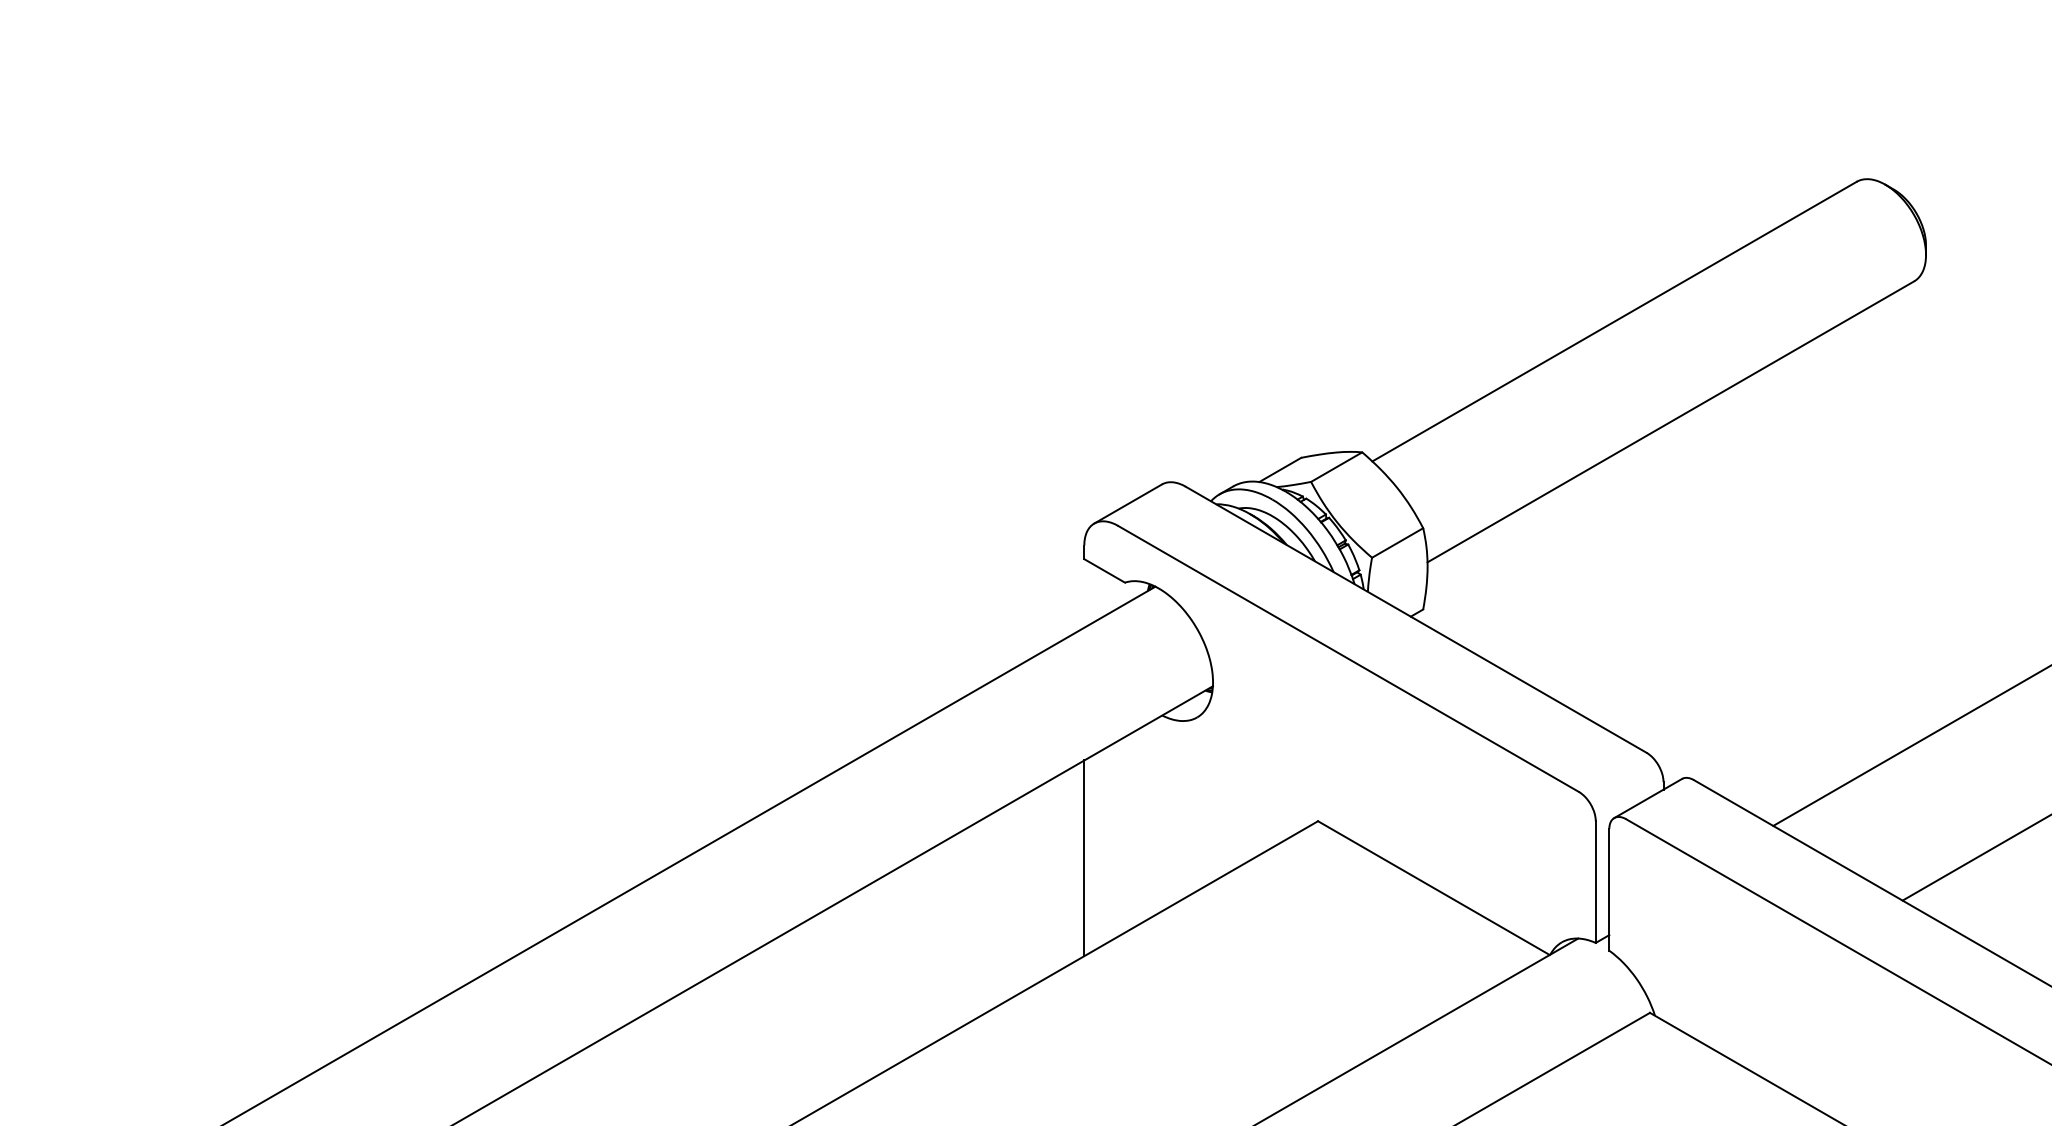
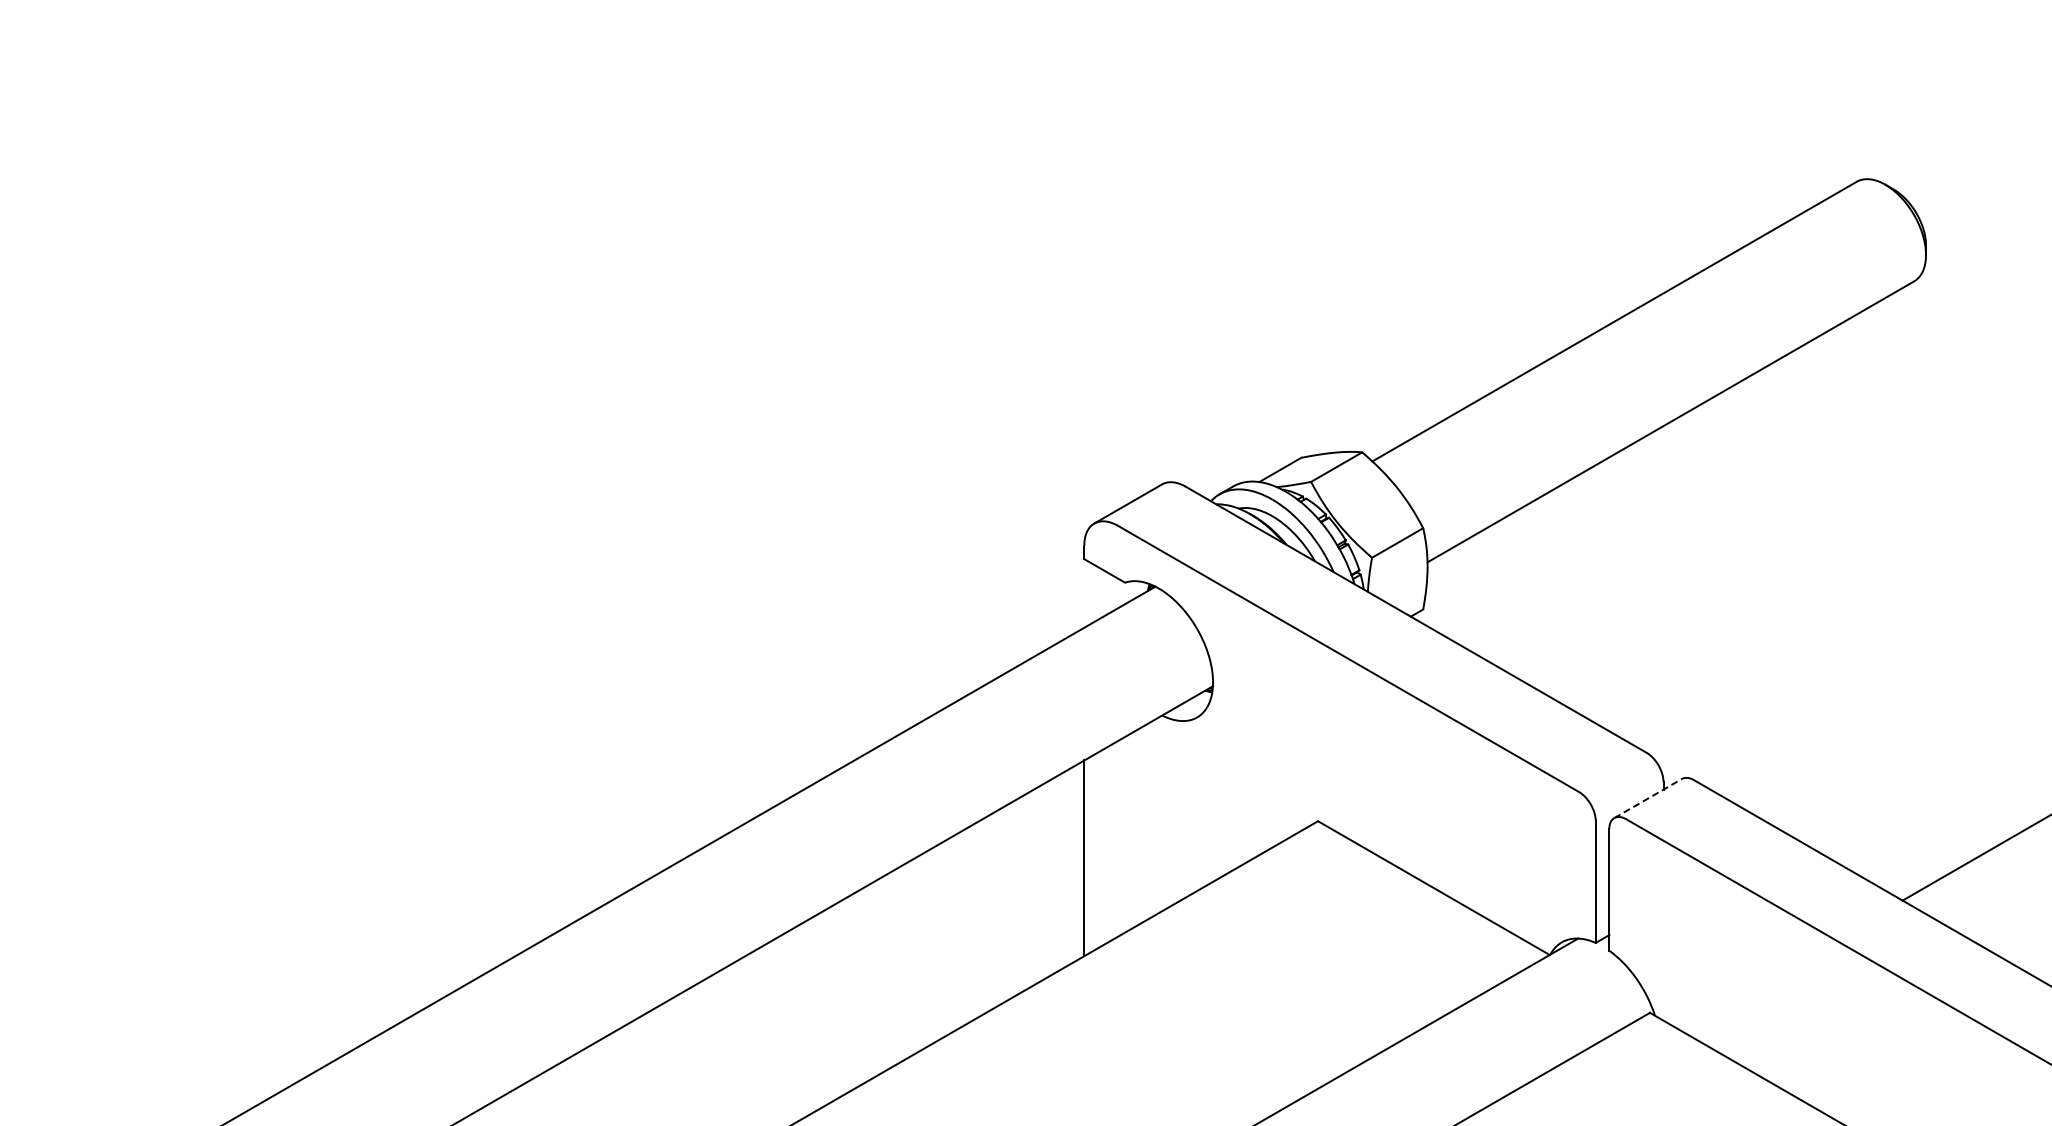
line: present -> none (1910, 745)
line: solid -> dashed (1648, 798)
